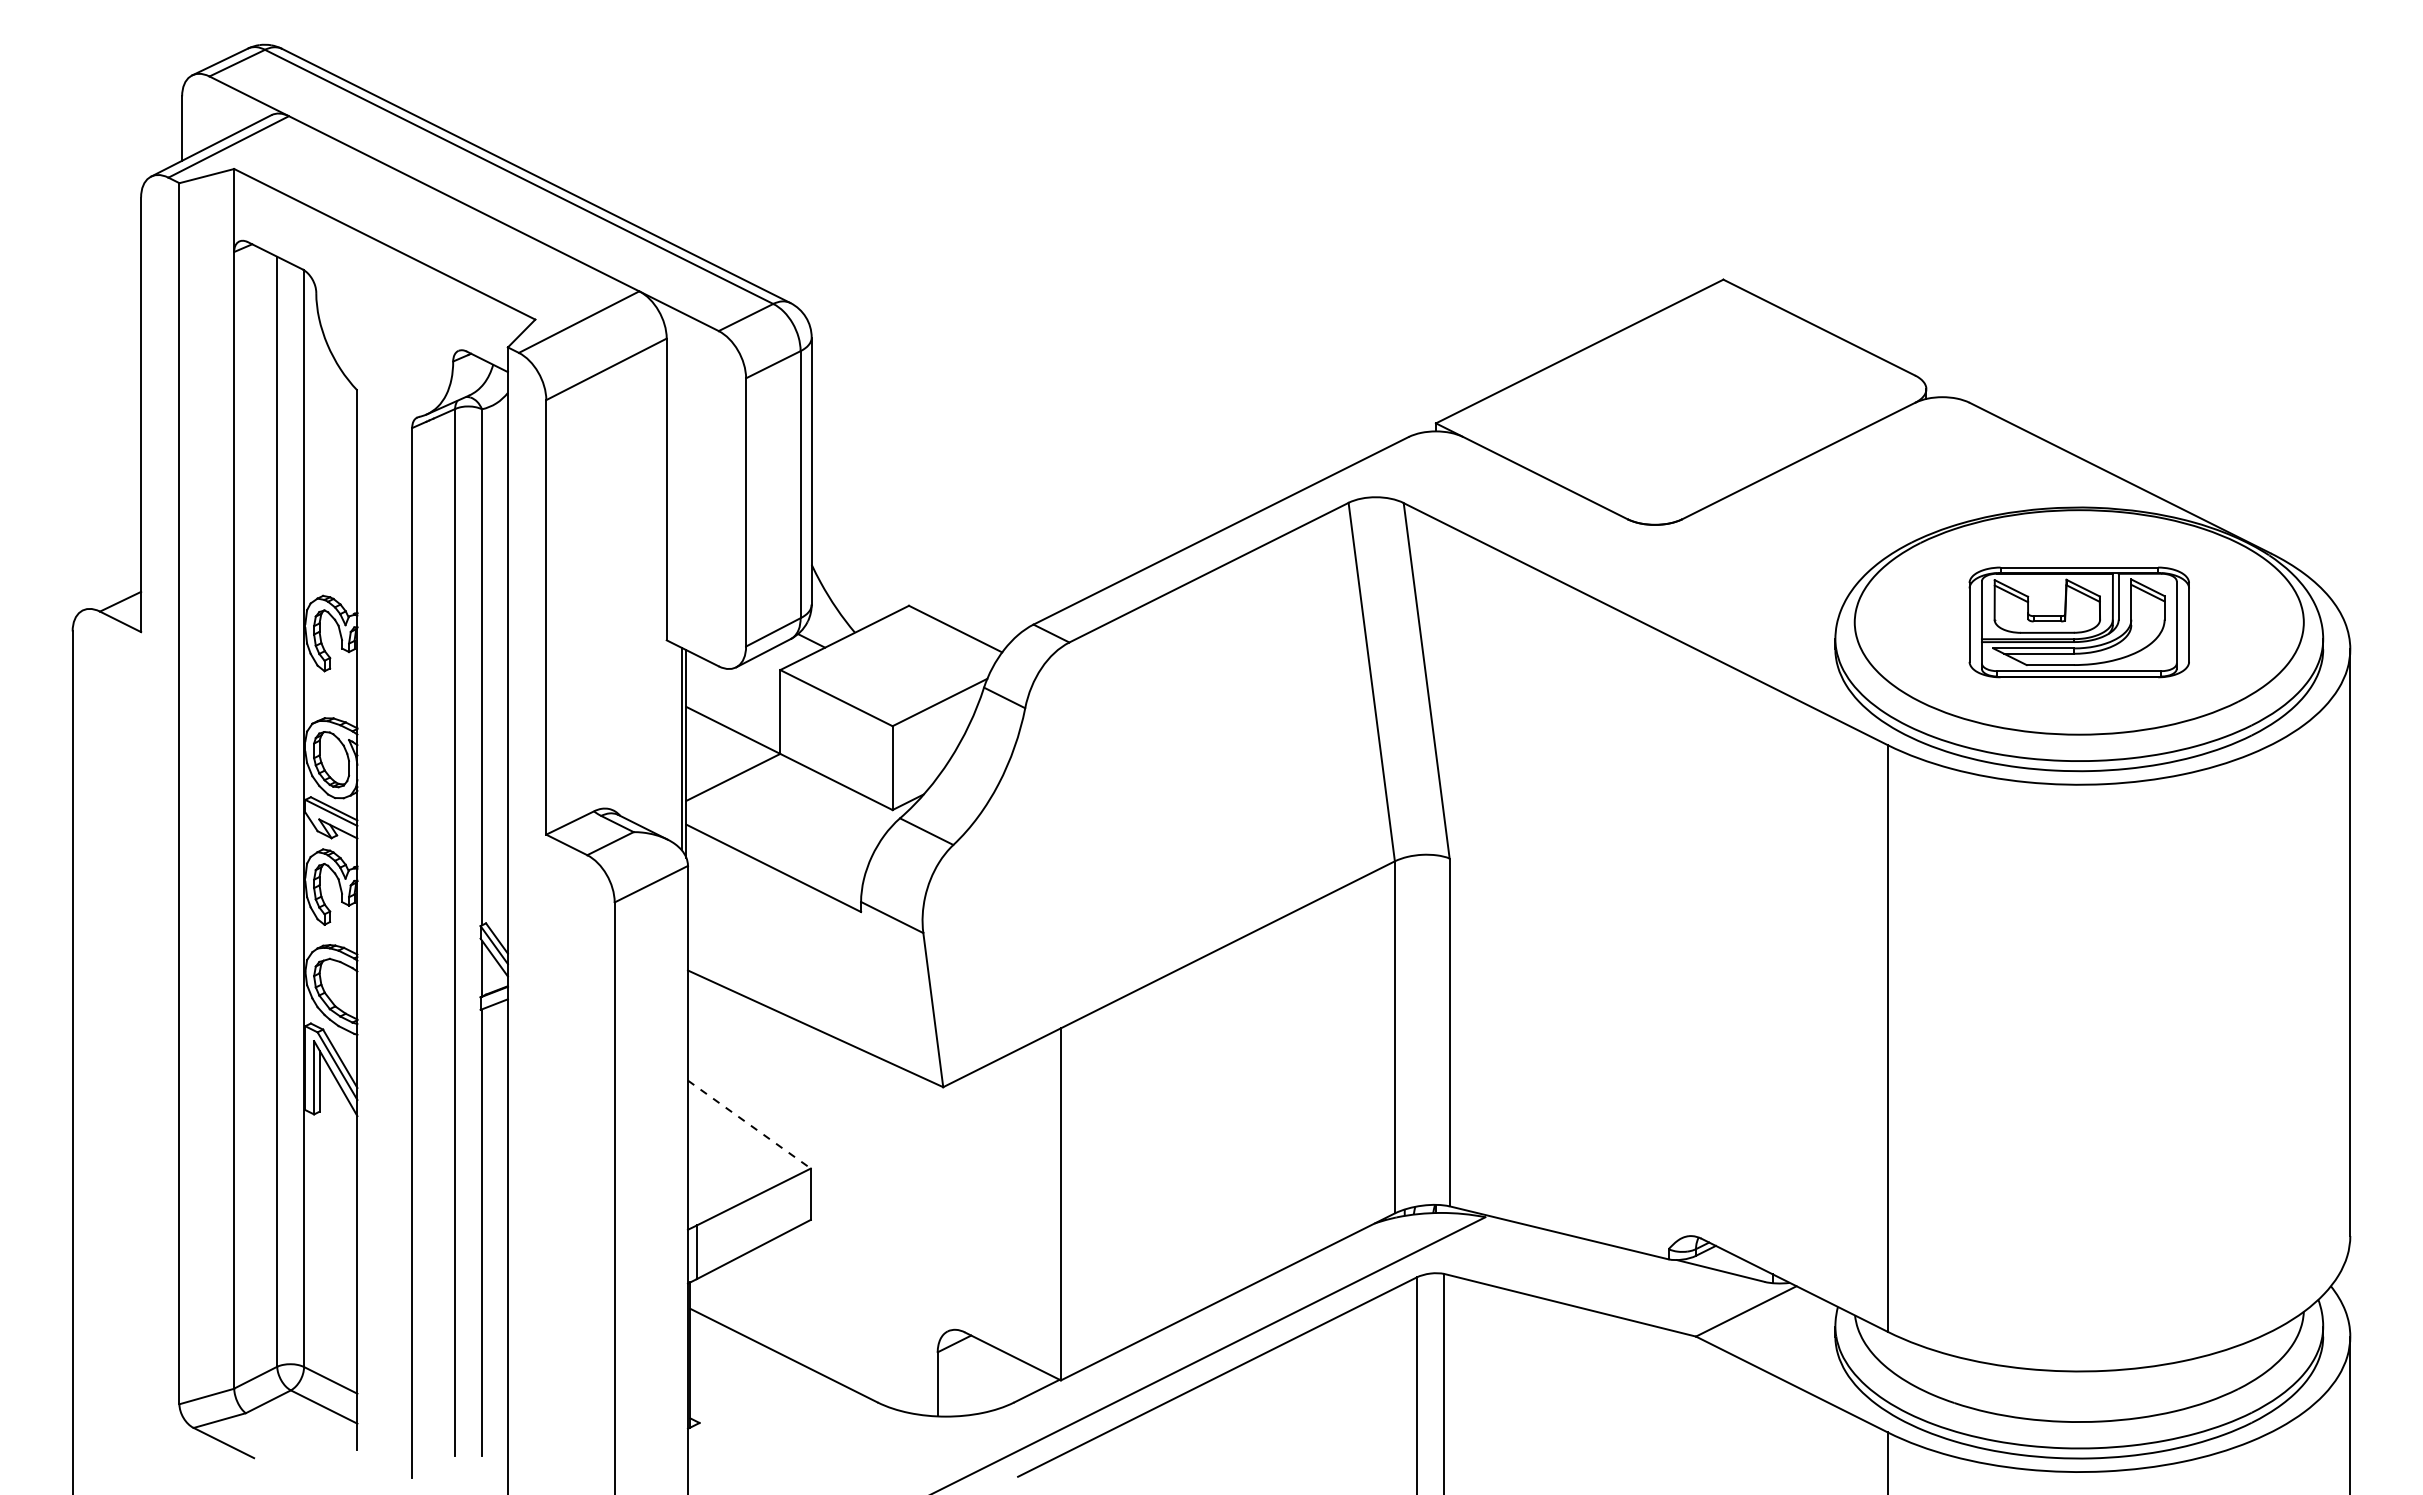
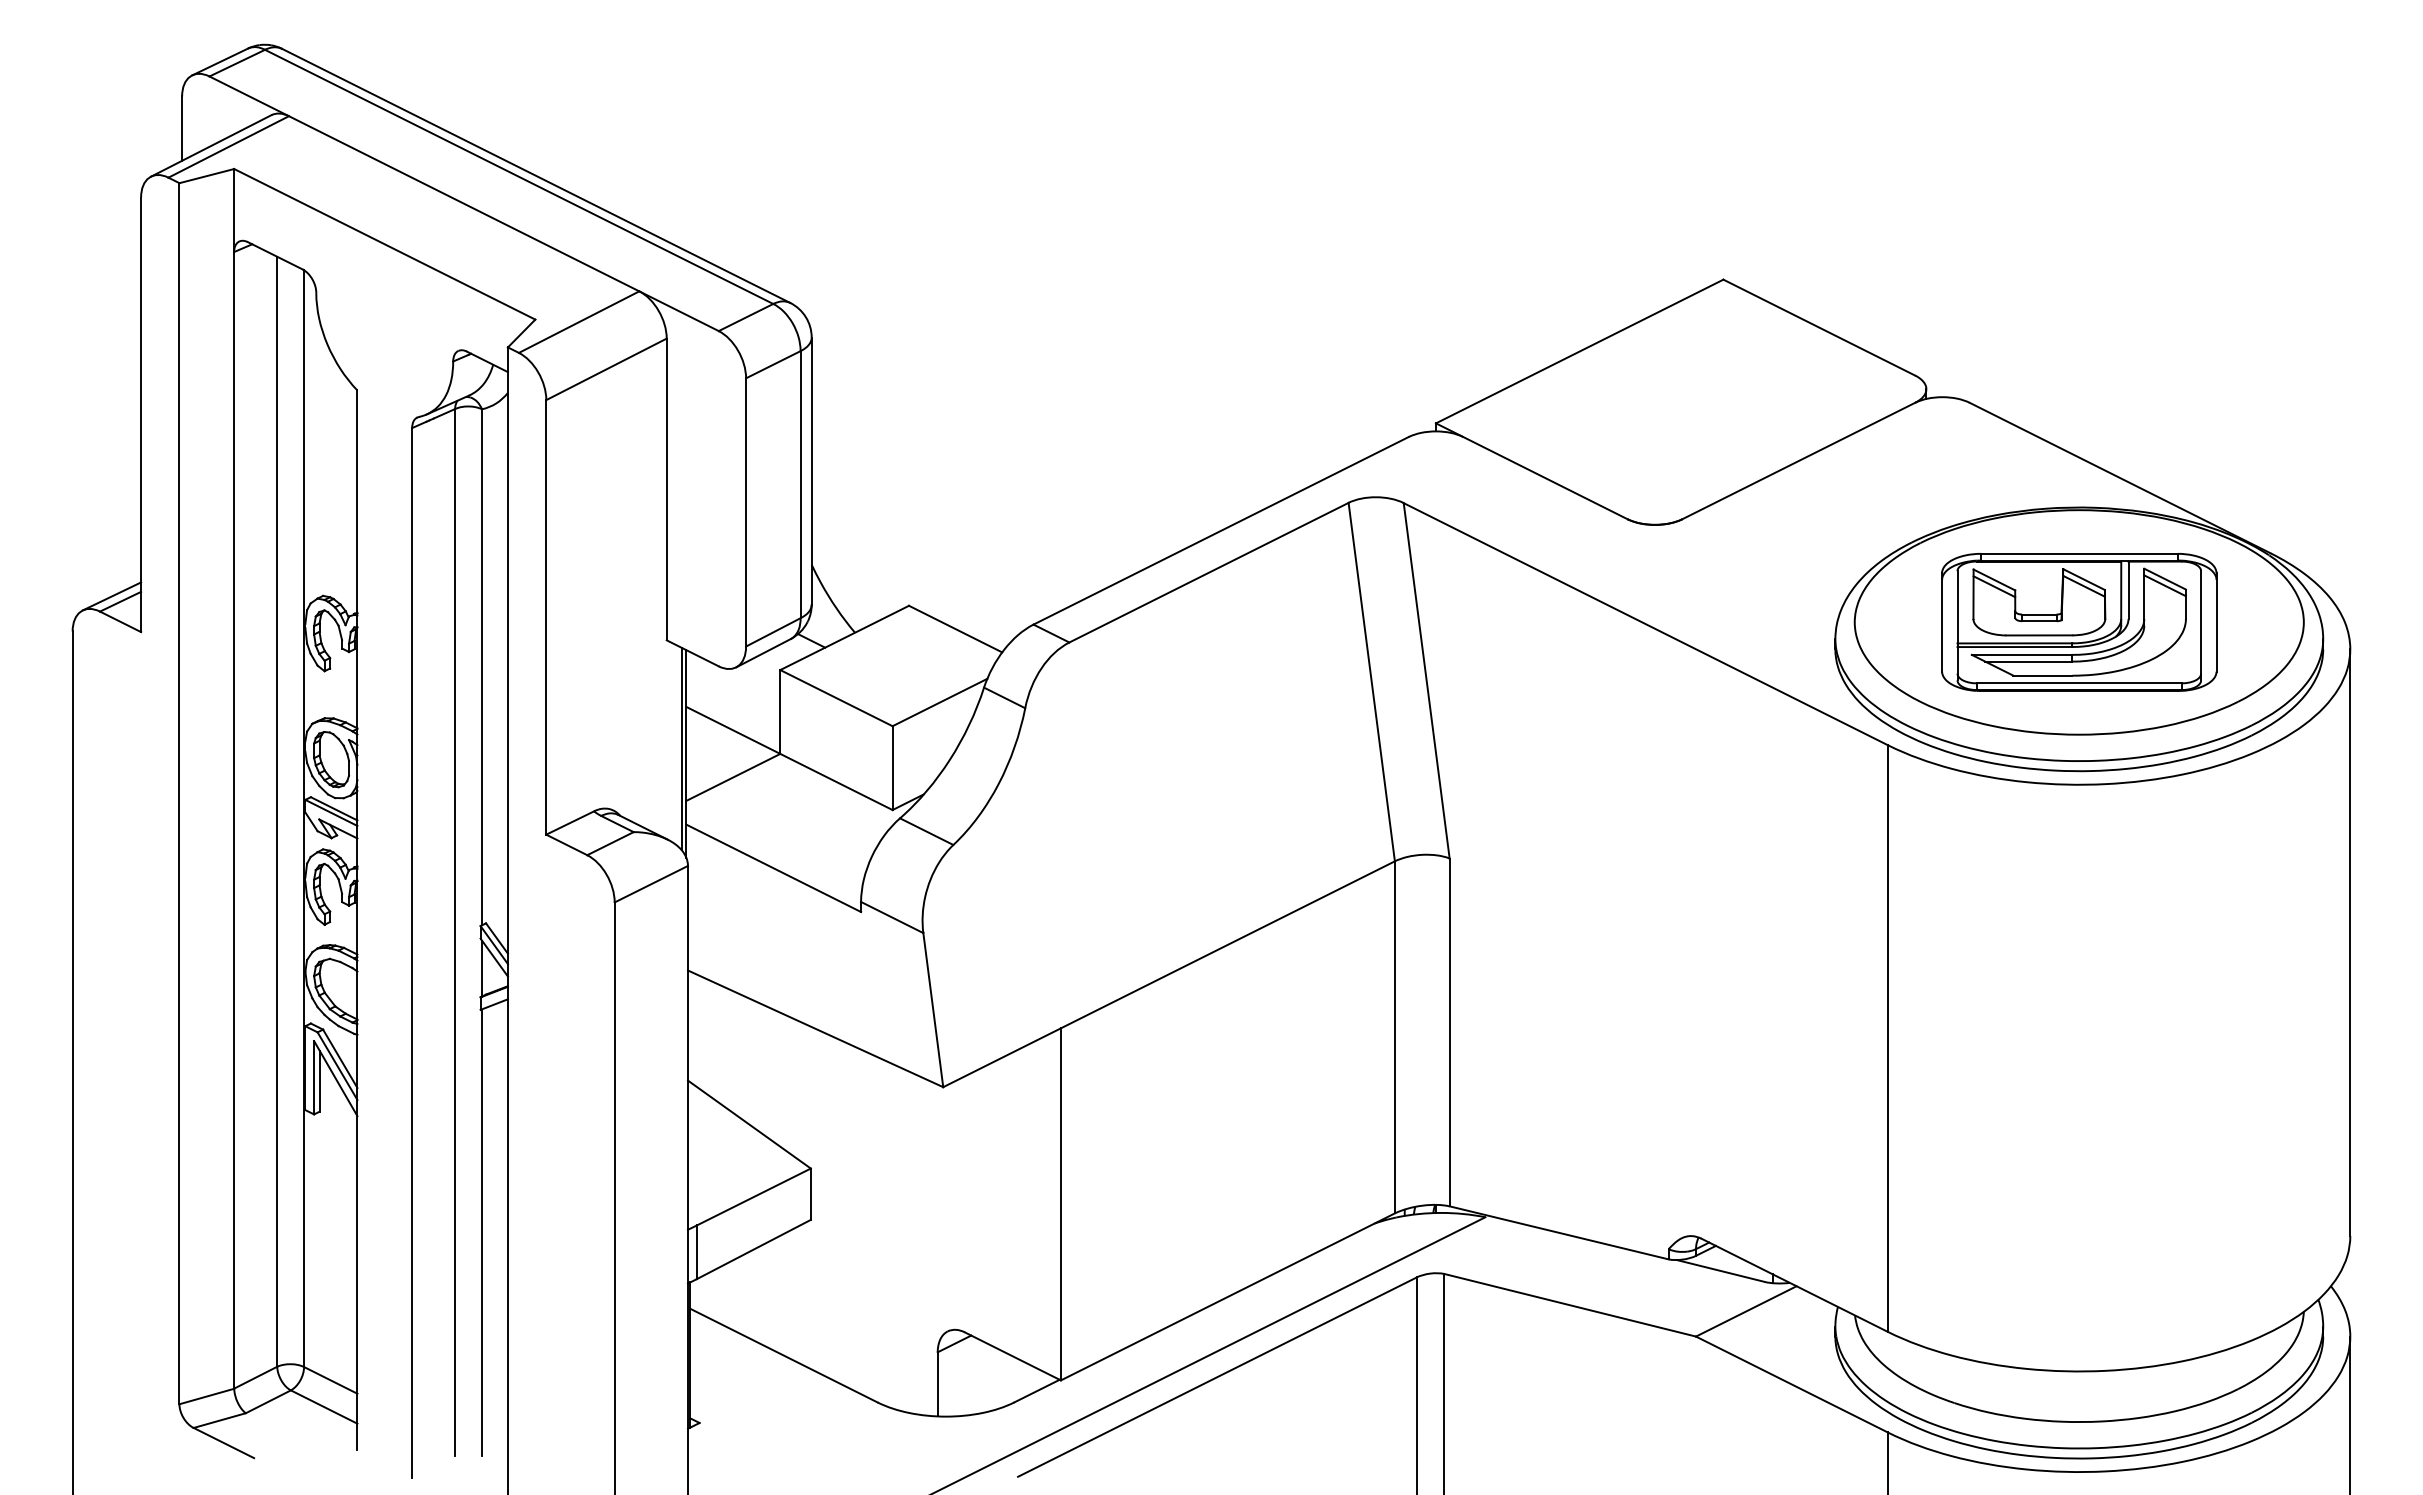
line: none -> present (111, 596)
part size: 222x113 px -> 277x139 px (2079, 622)
line: dashed -> solid (749, 1124)
